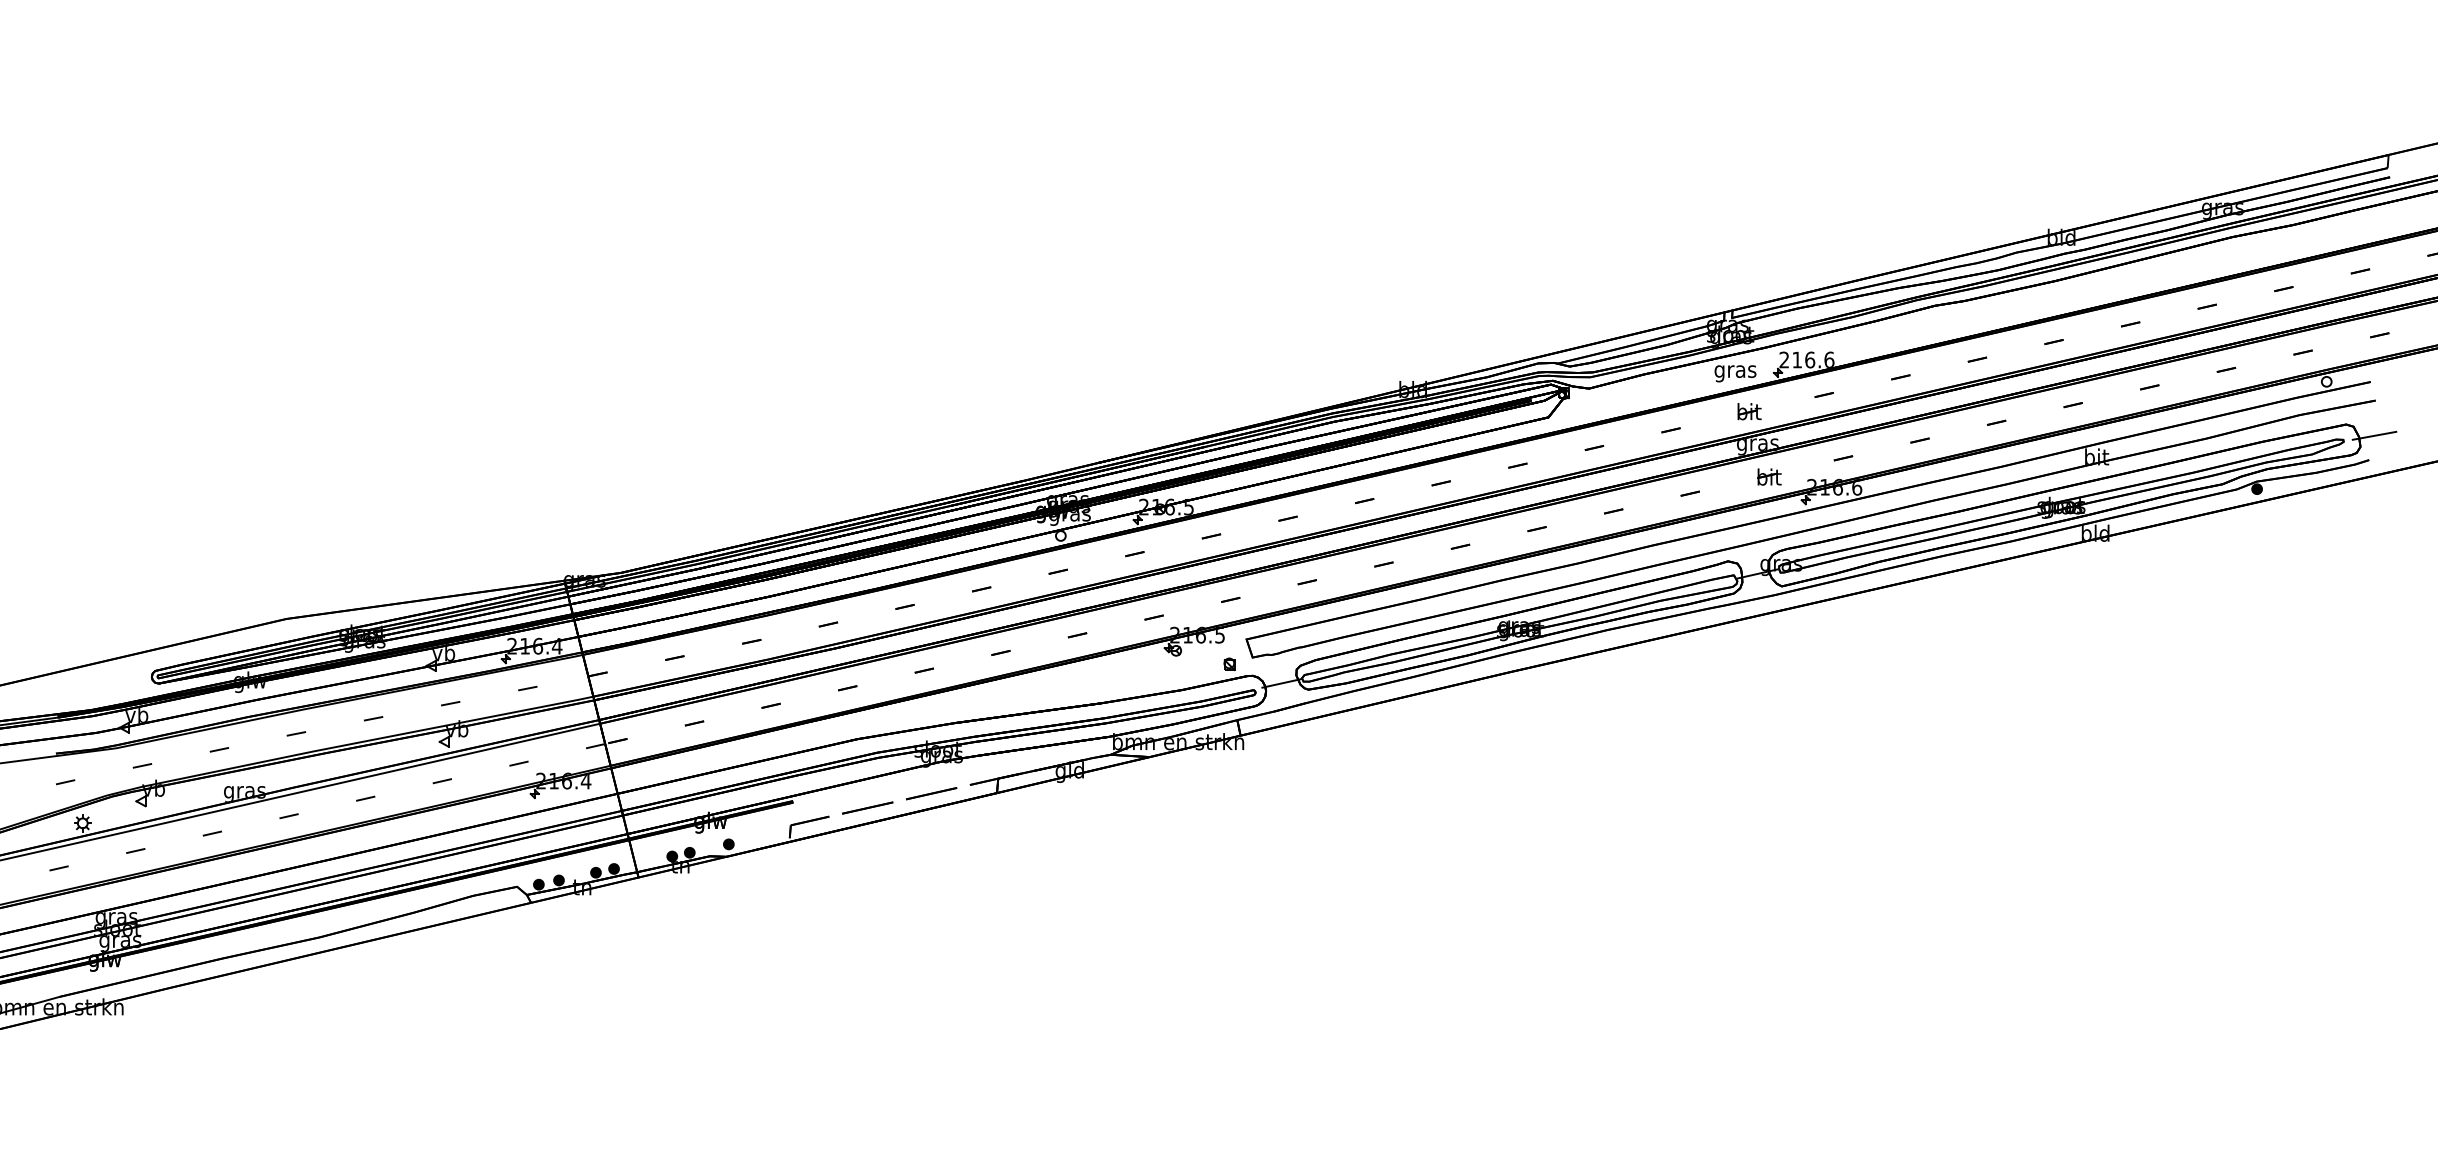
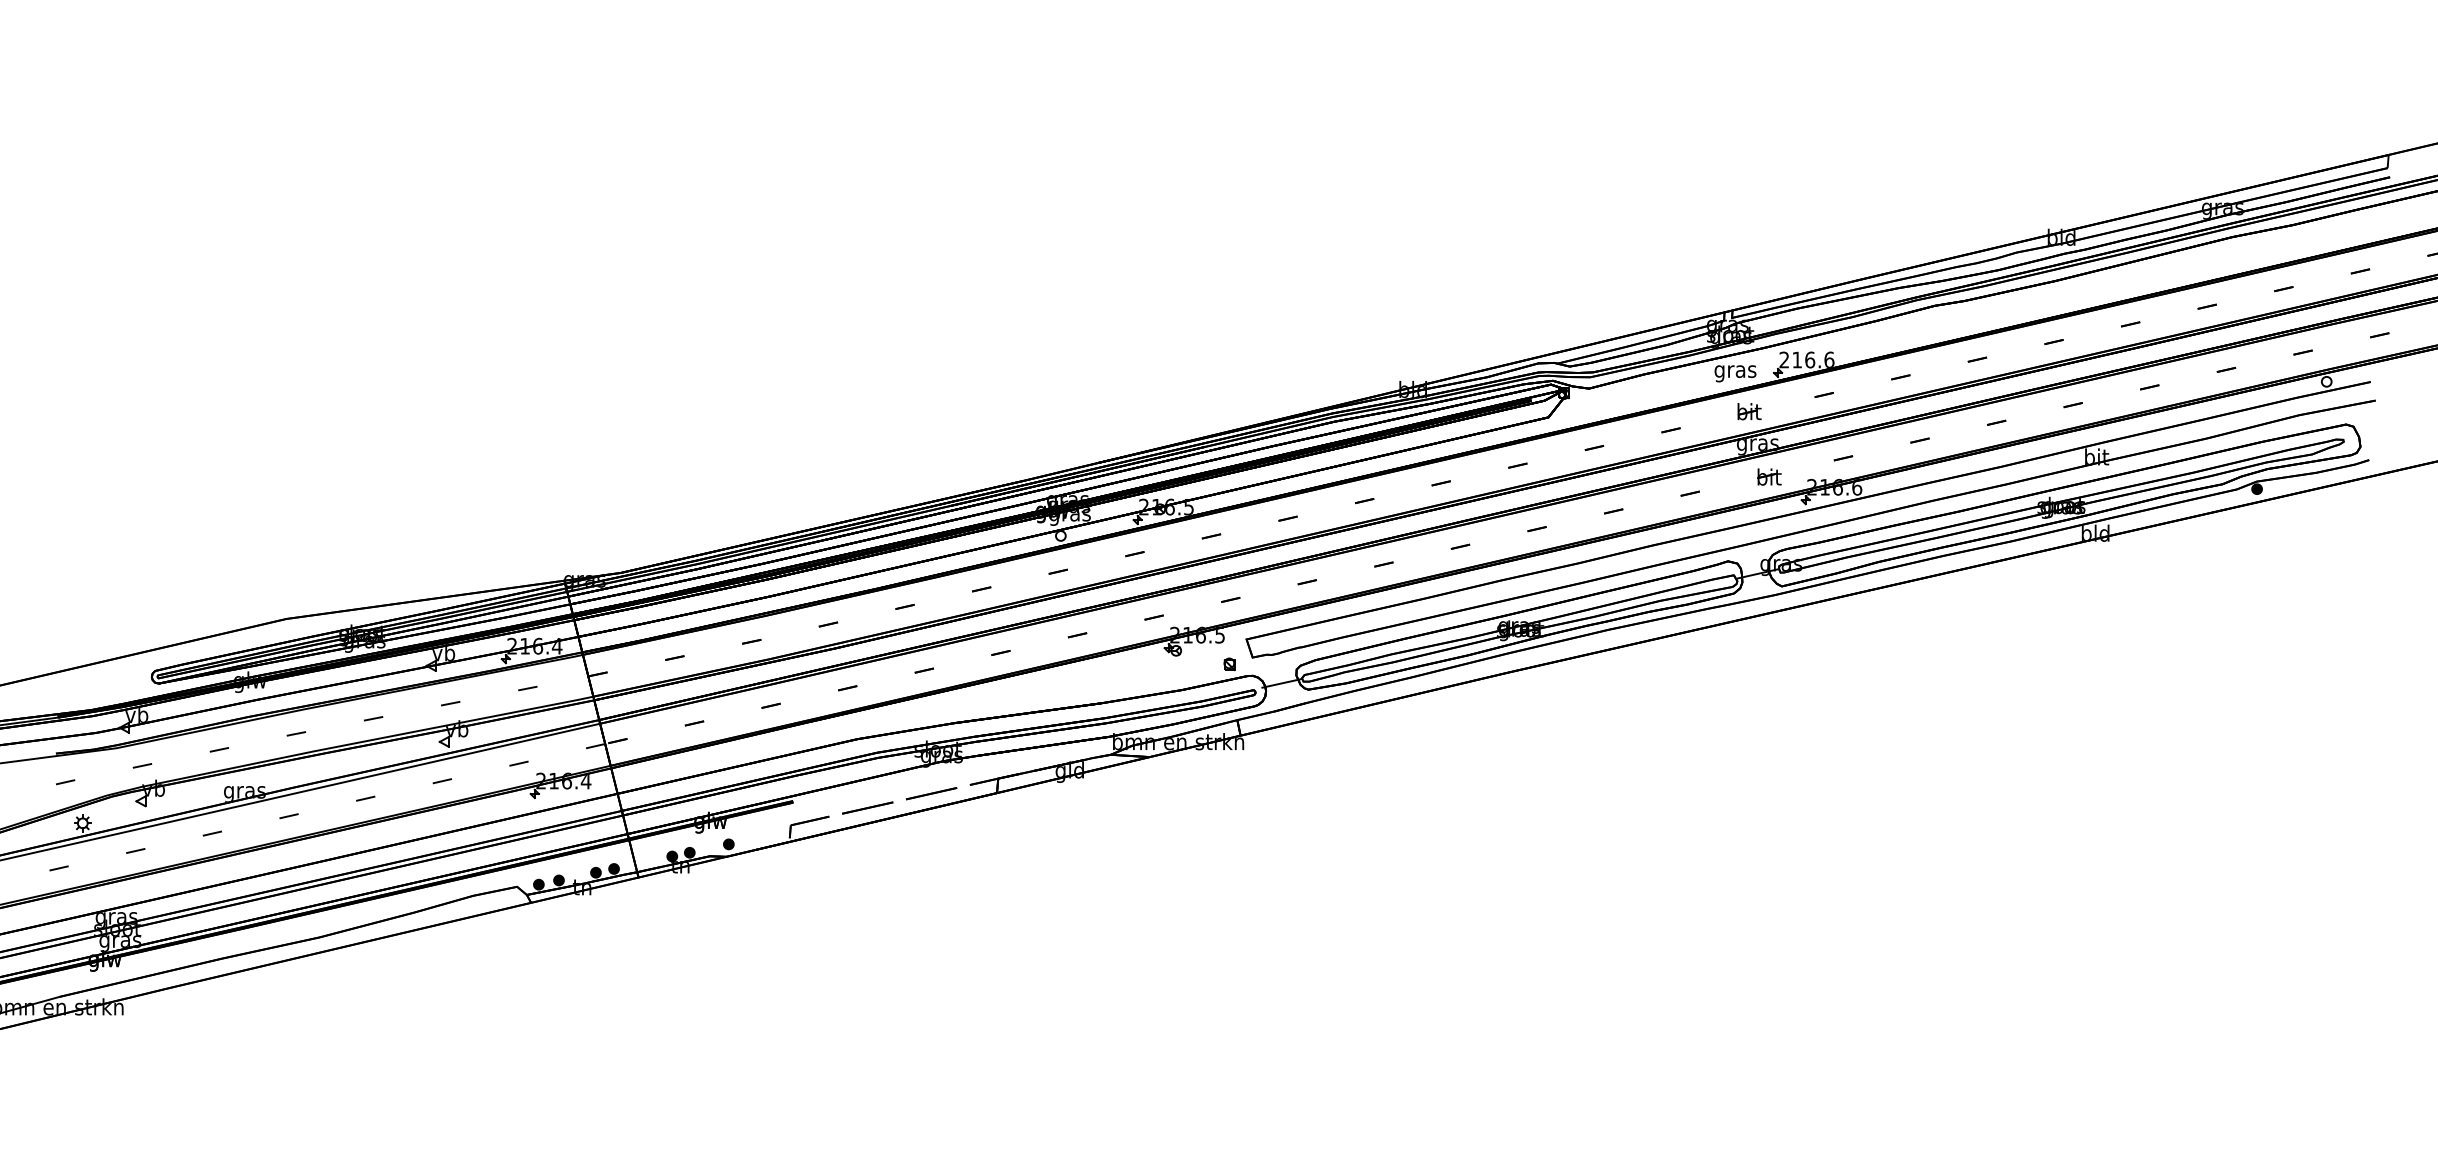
line: present -> none (2374, 435)
